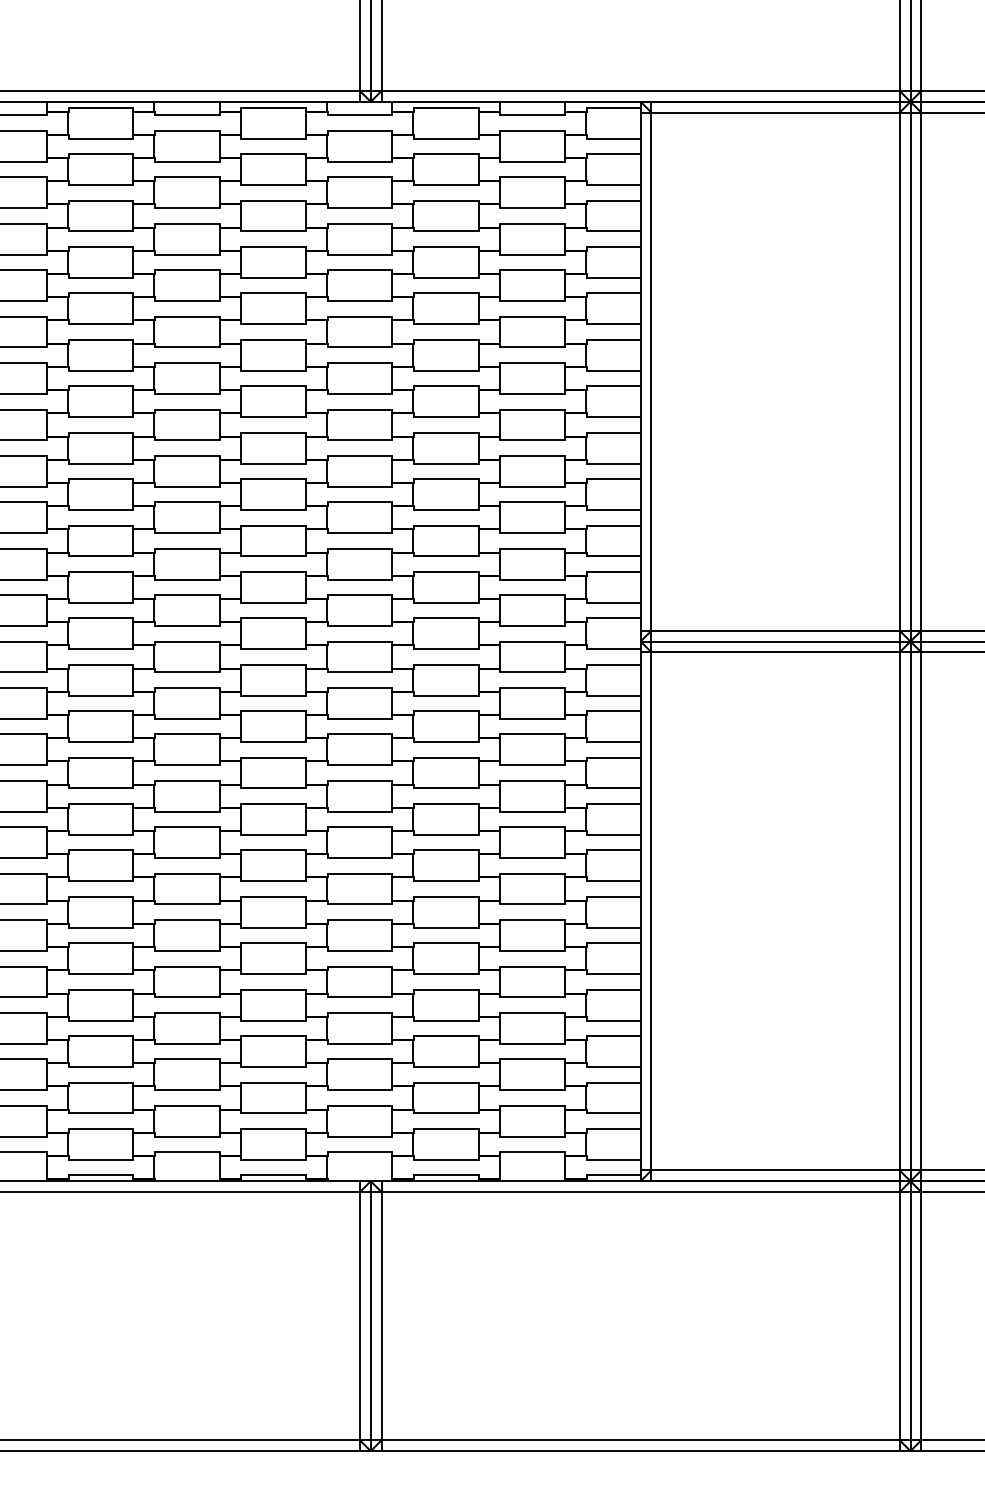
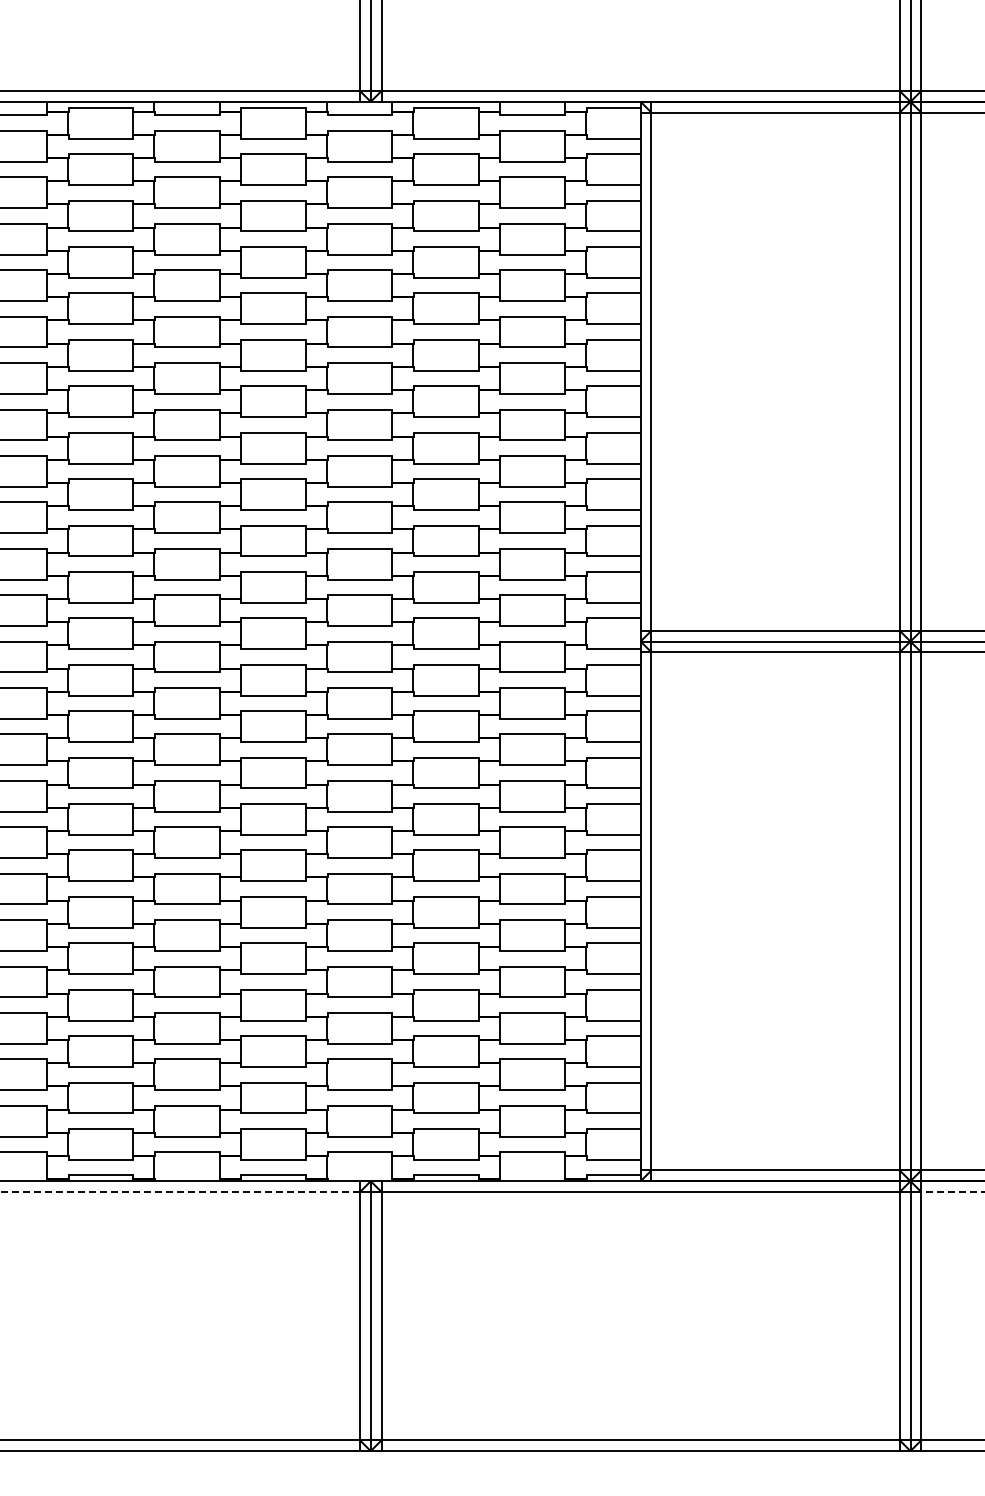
line: solid -> dashed (180, 1192)
line: solid -> dashed (952, 1192)
